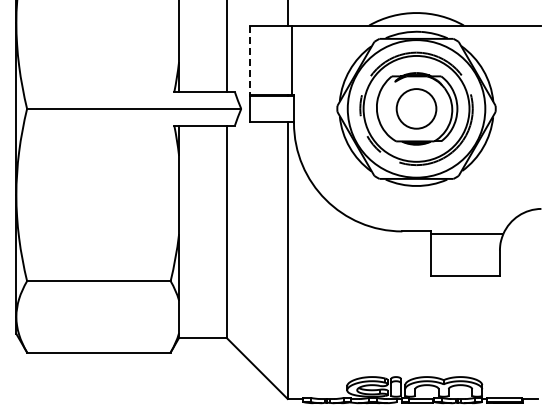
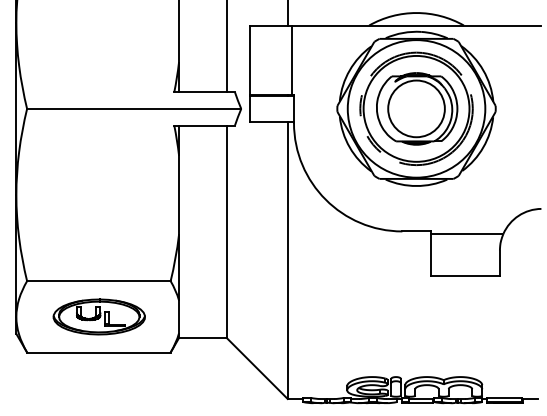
line: dashed -> solid (249, 60)
circle diameter: 40 px -> 57 px (416, 108)
part: none -> present (98, 316)
